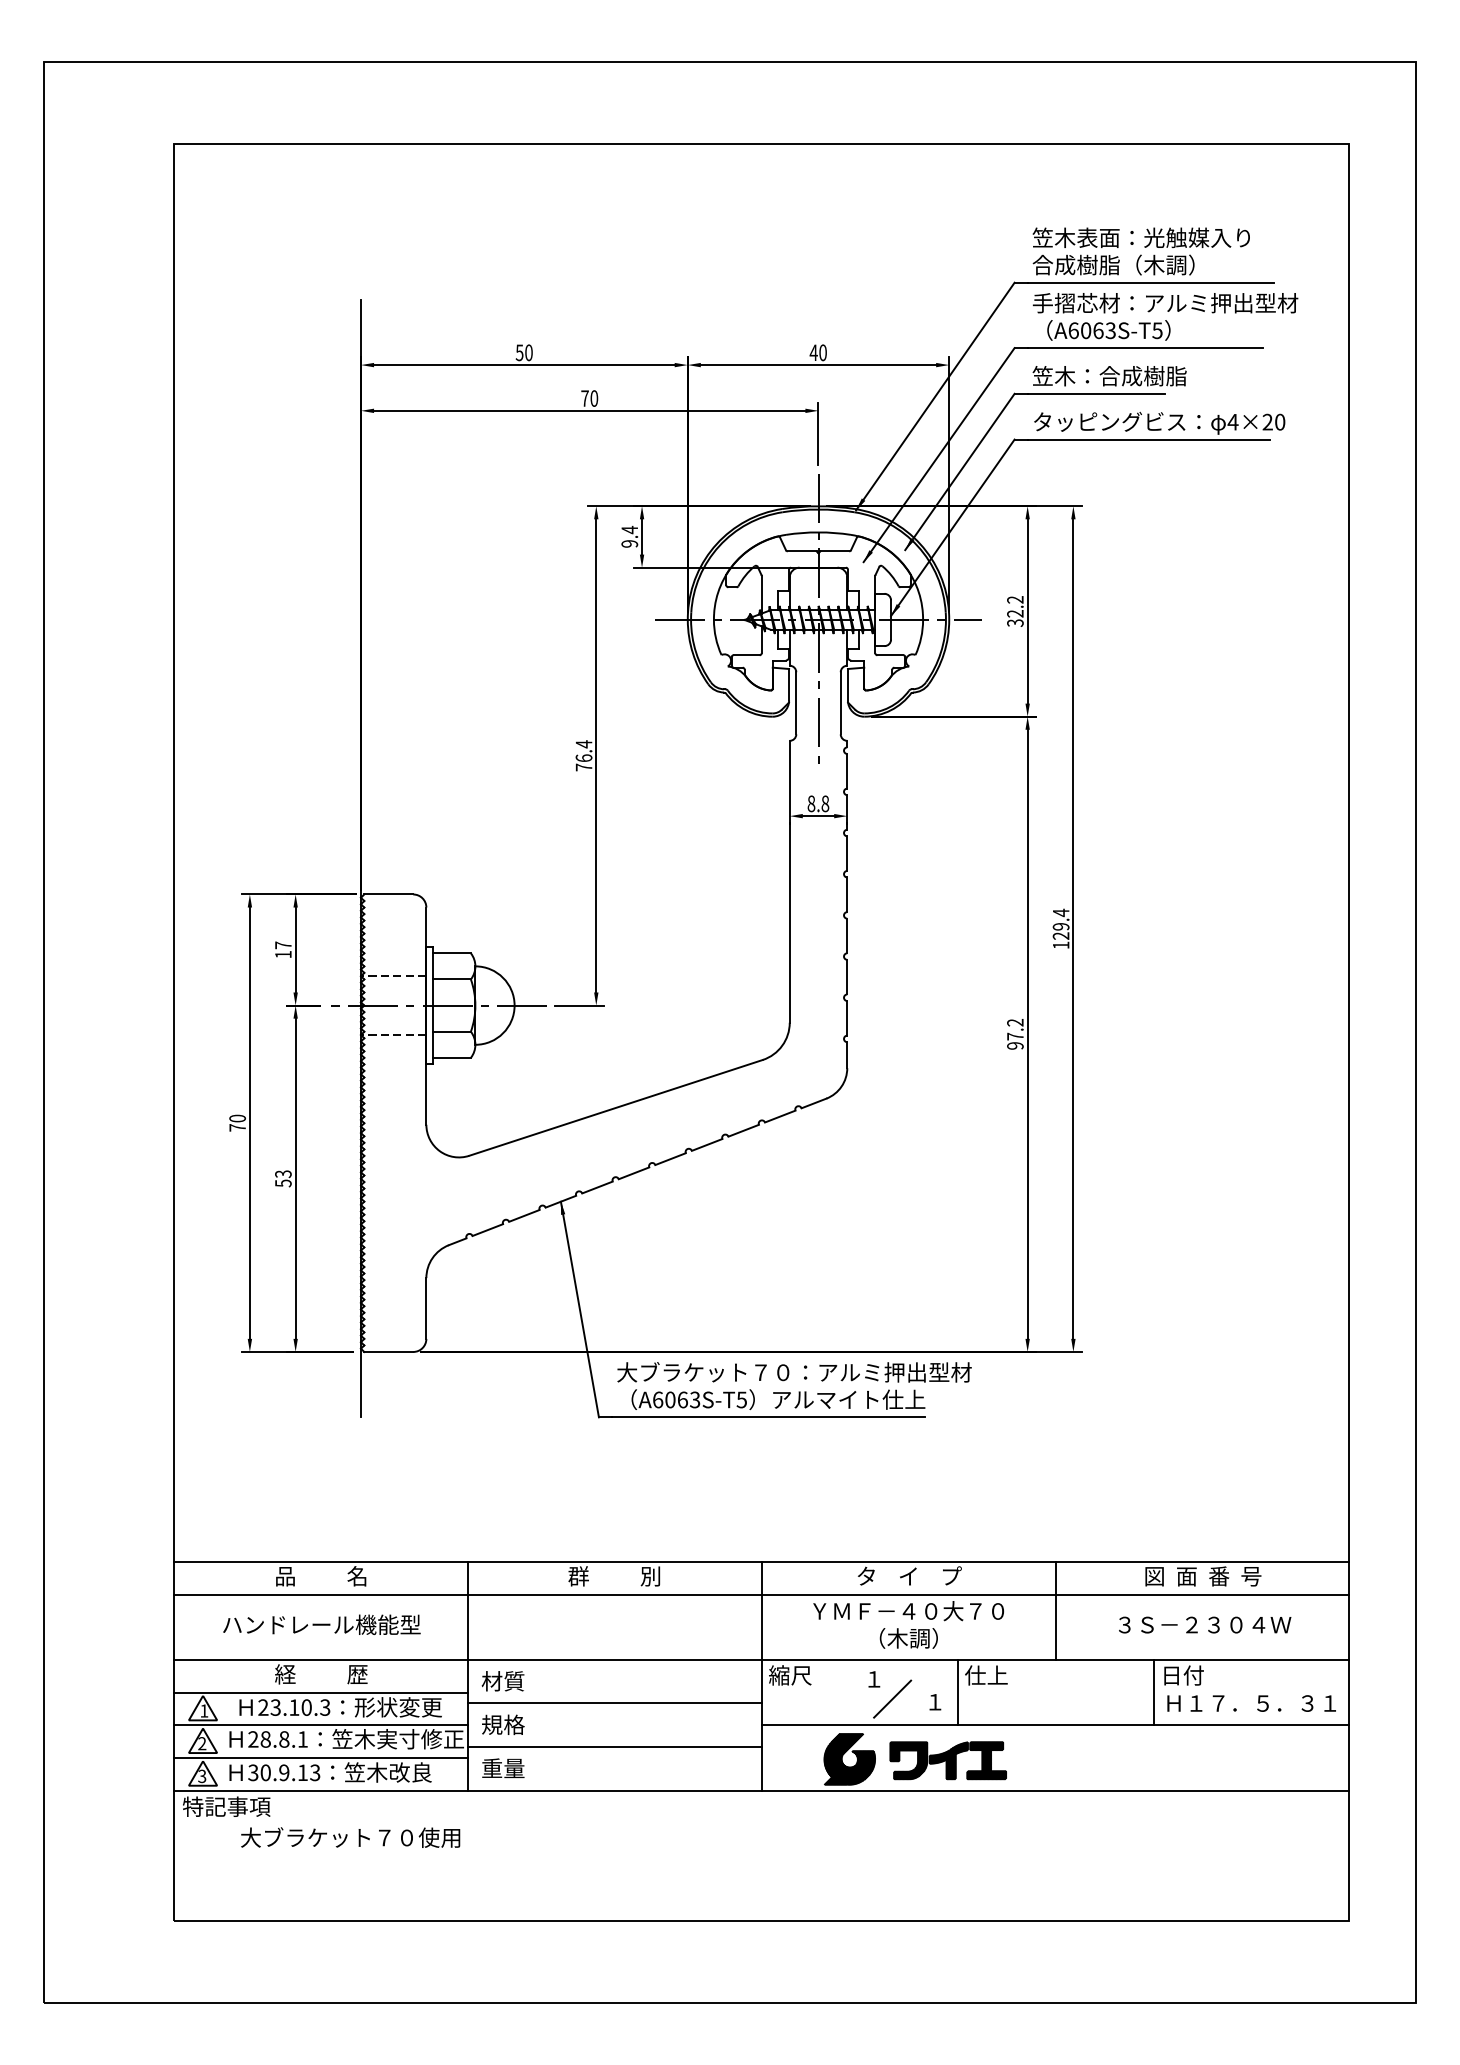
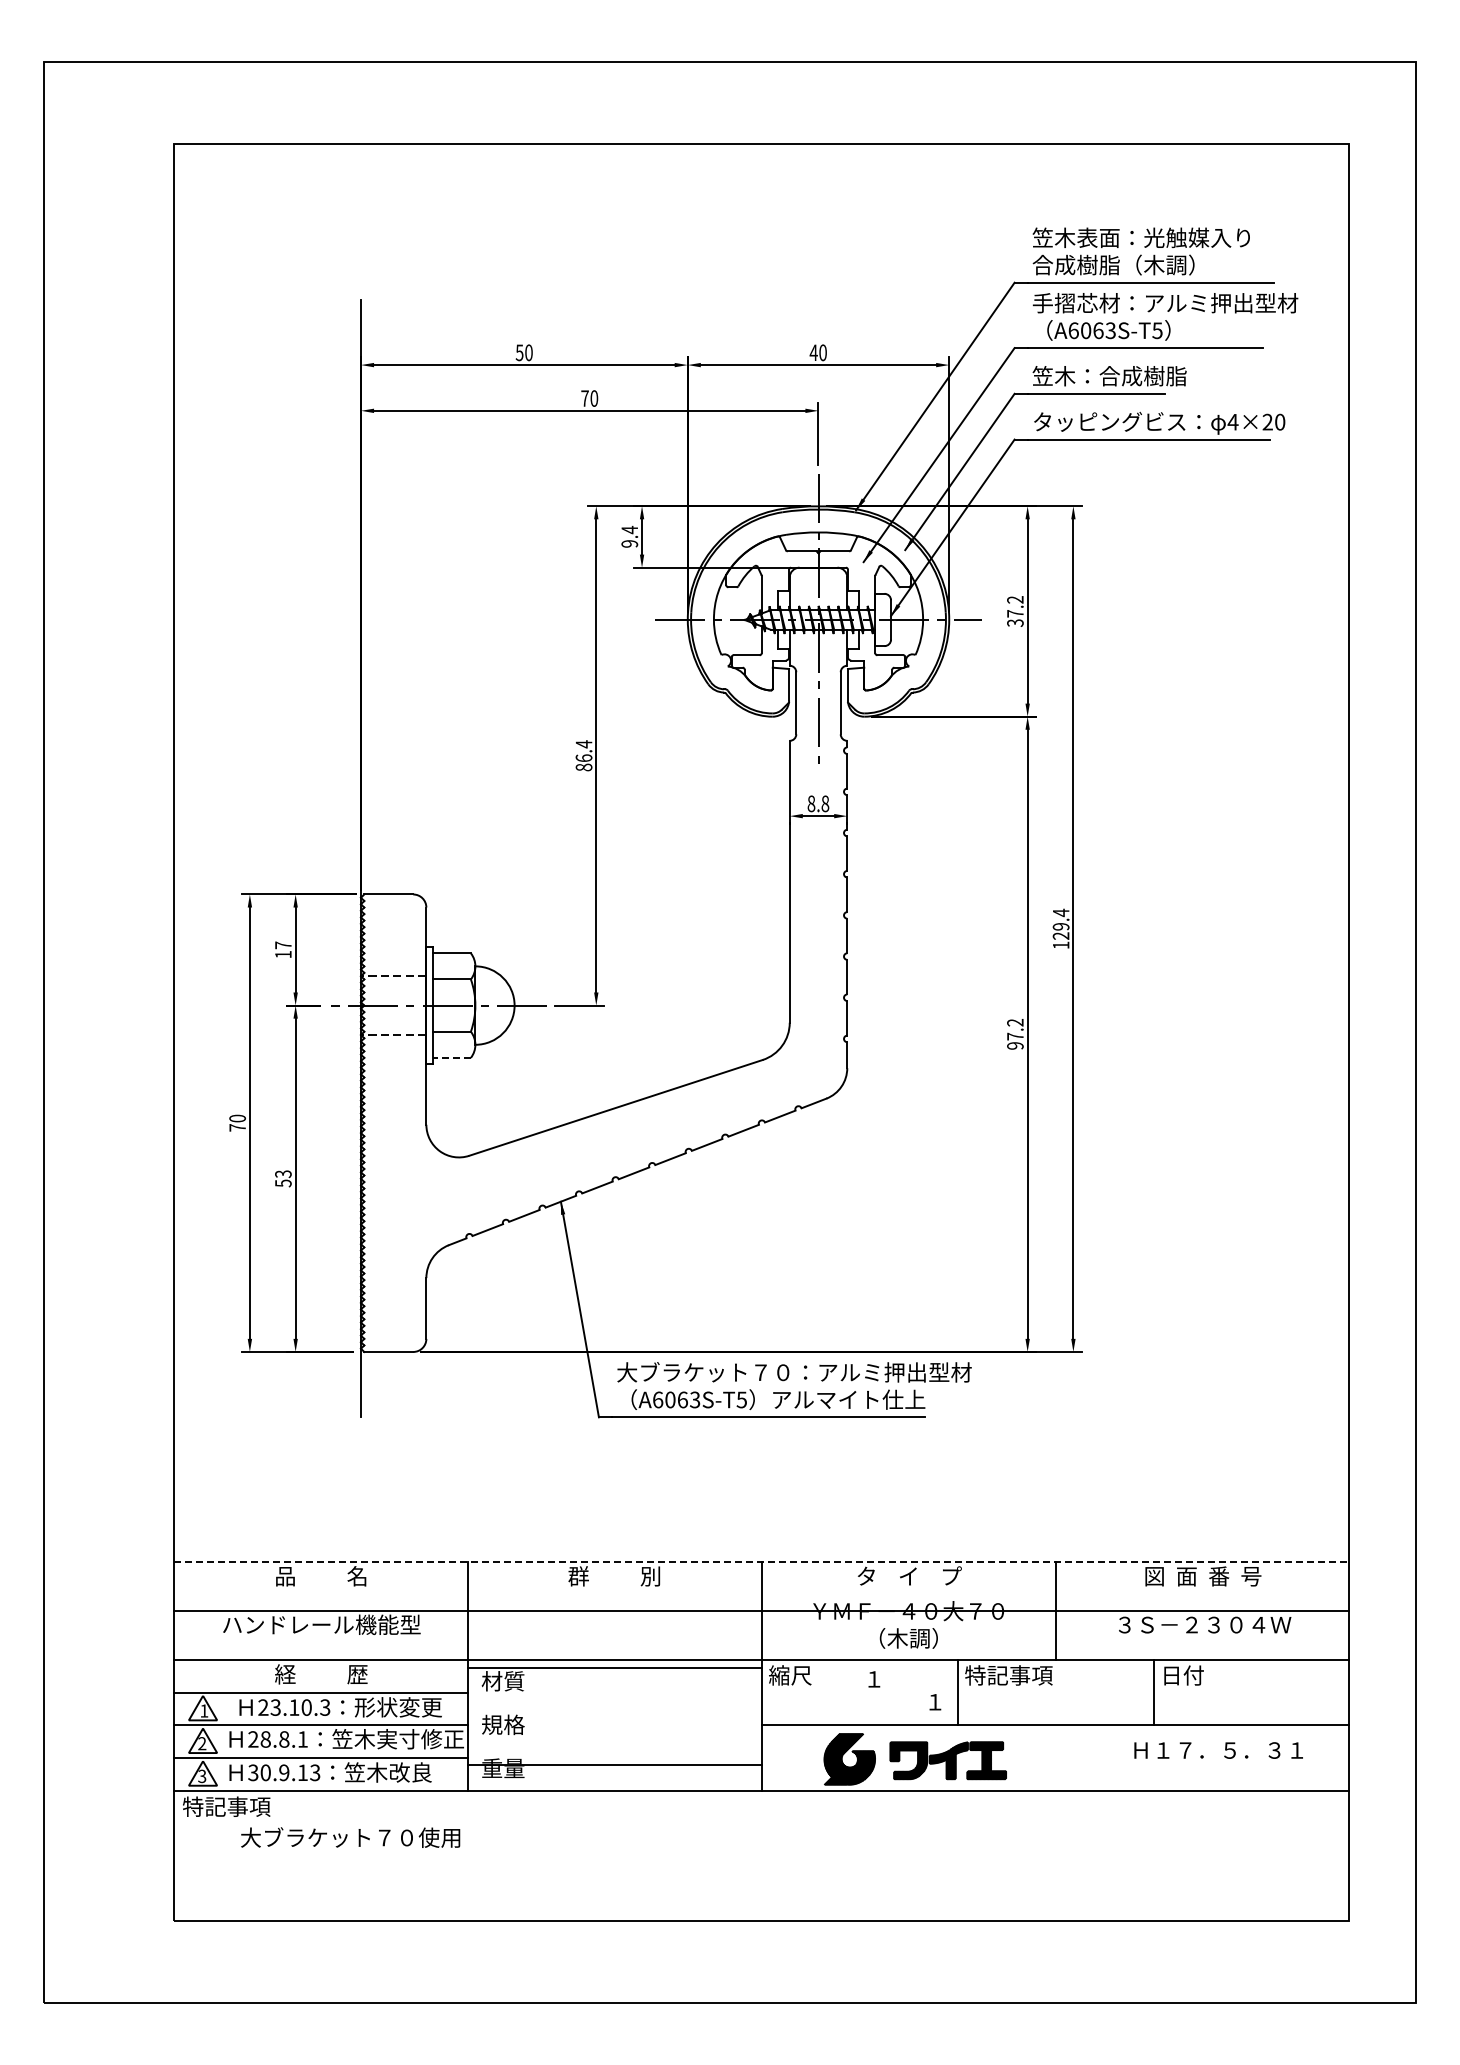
text: 32.2 -> 37.2 (1015, 613)
text: 76.4 -> 86.4 (583, 767)
line: solid -> dashed (451, 1057)
line: solid -> dashed (762, 1561)
line position: (761, 1594) -> (761, 1610) (761, 1610)
text: 仕上 -> 特記事項 (1008, 1675)
line: present -> none (892, 1698)
line position: (614, 1703) -> (614, 1668) (614, 1668)
text position: (1251, 1703) -> (1218, 1750) (1218, 1750)
line position: (614, 1747) -> (614, 1765) (614, 1765)
